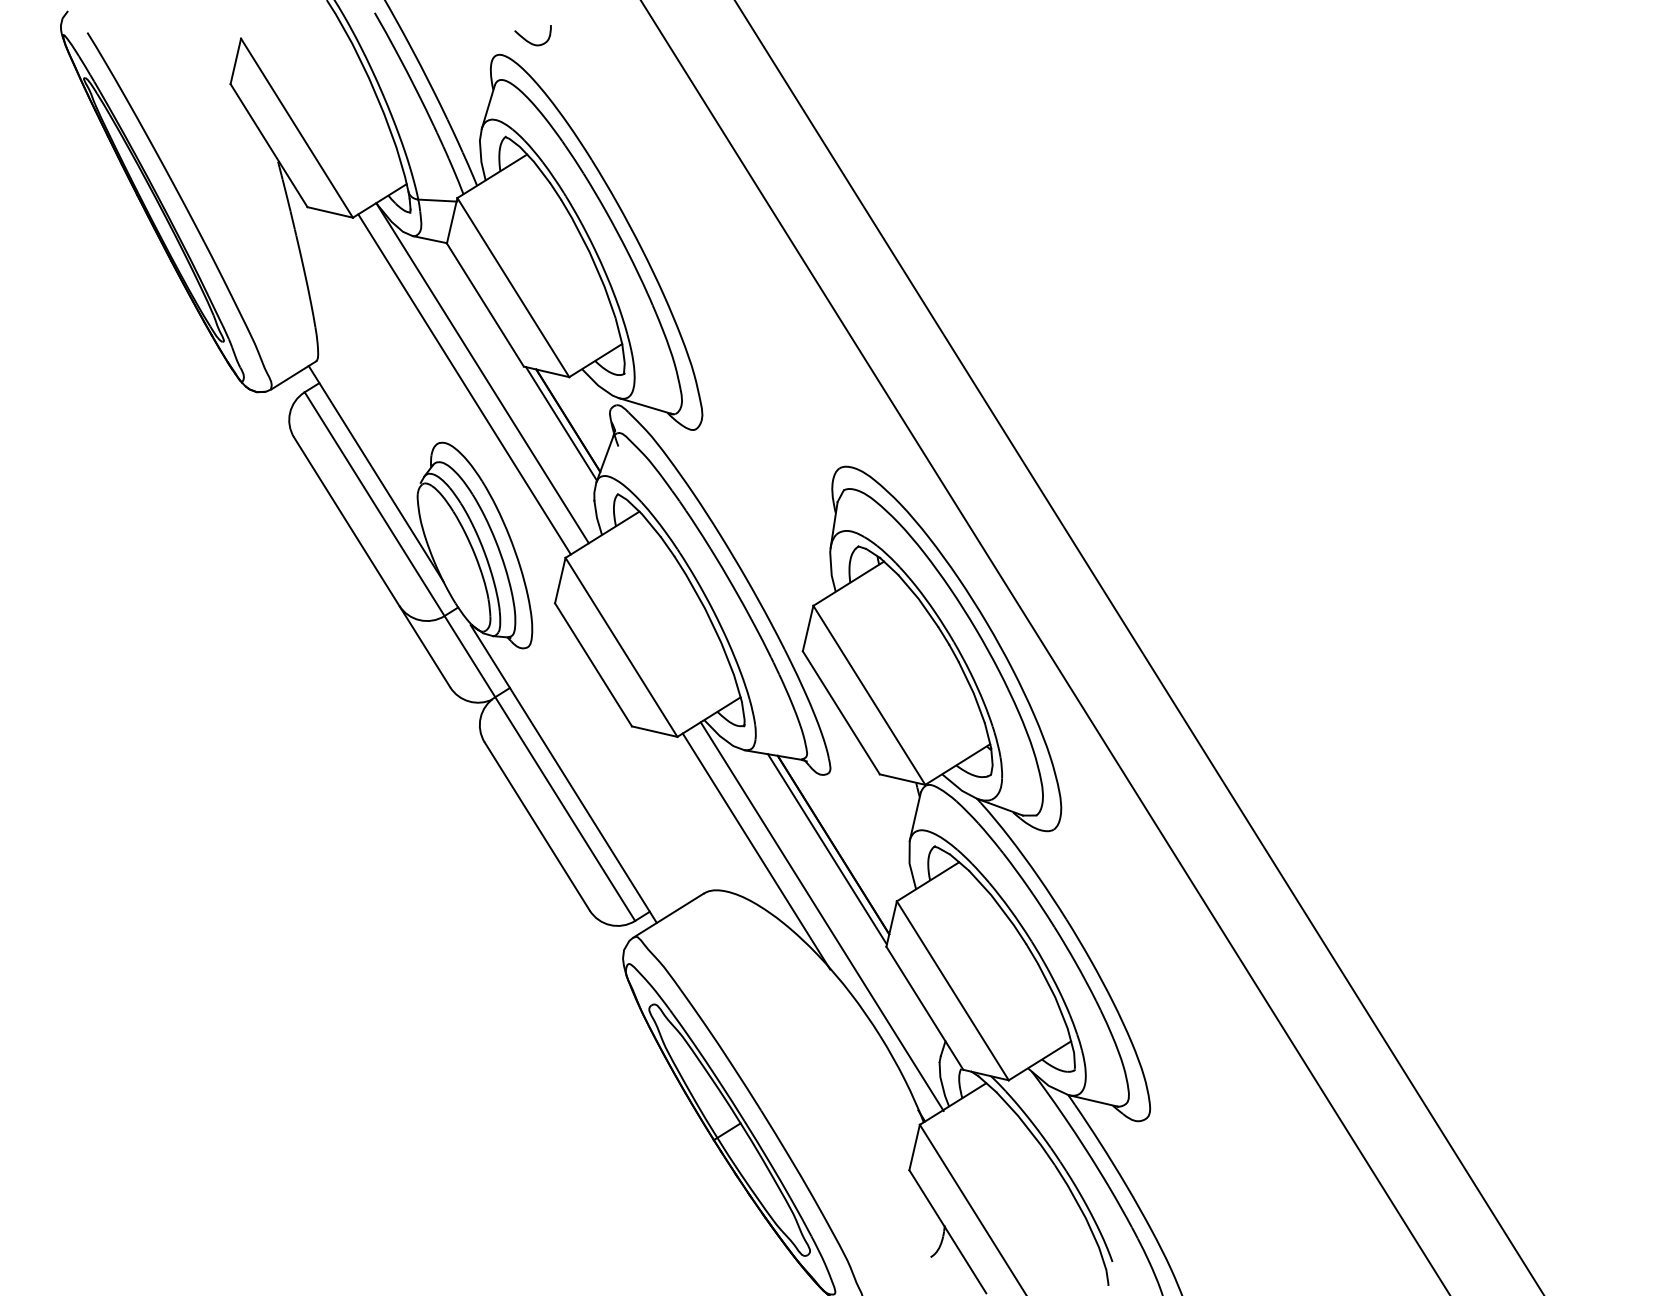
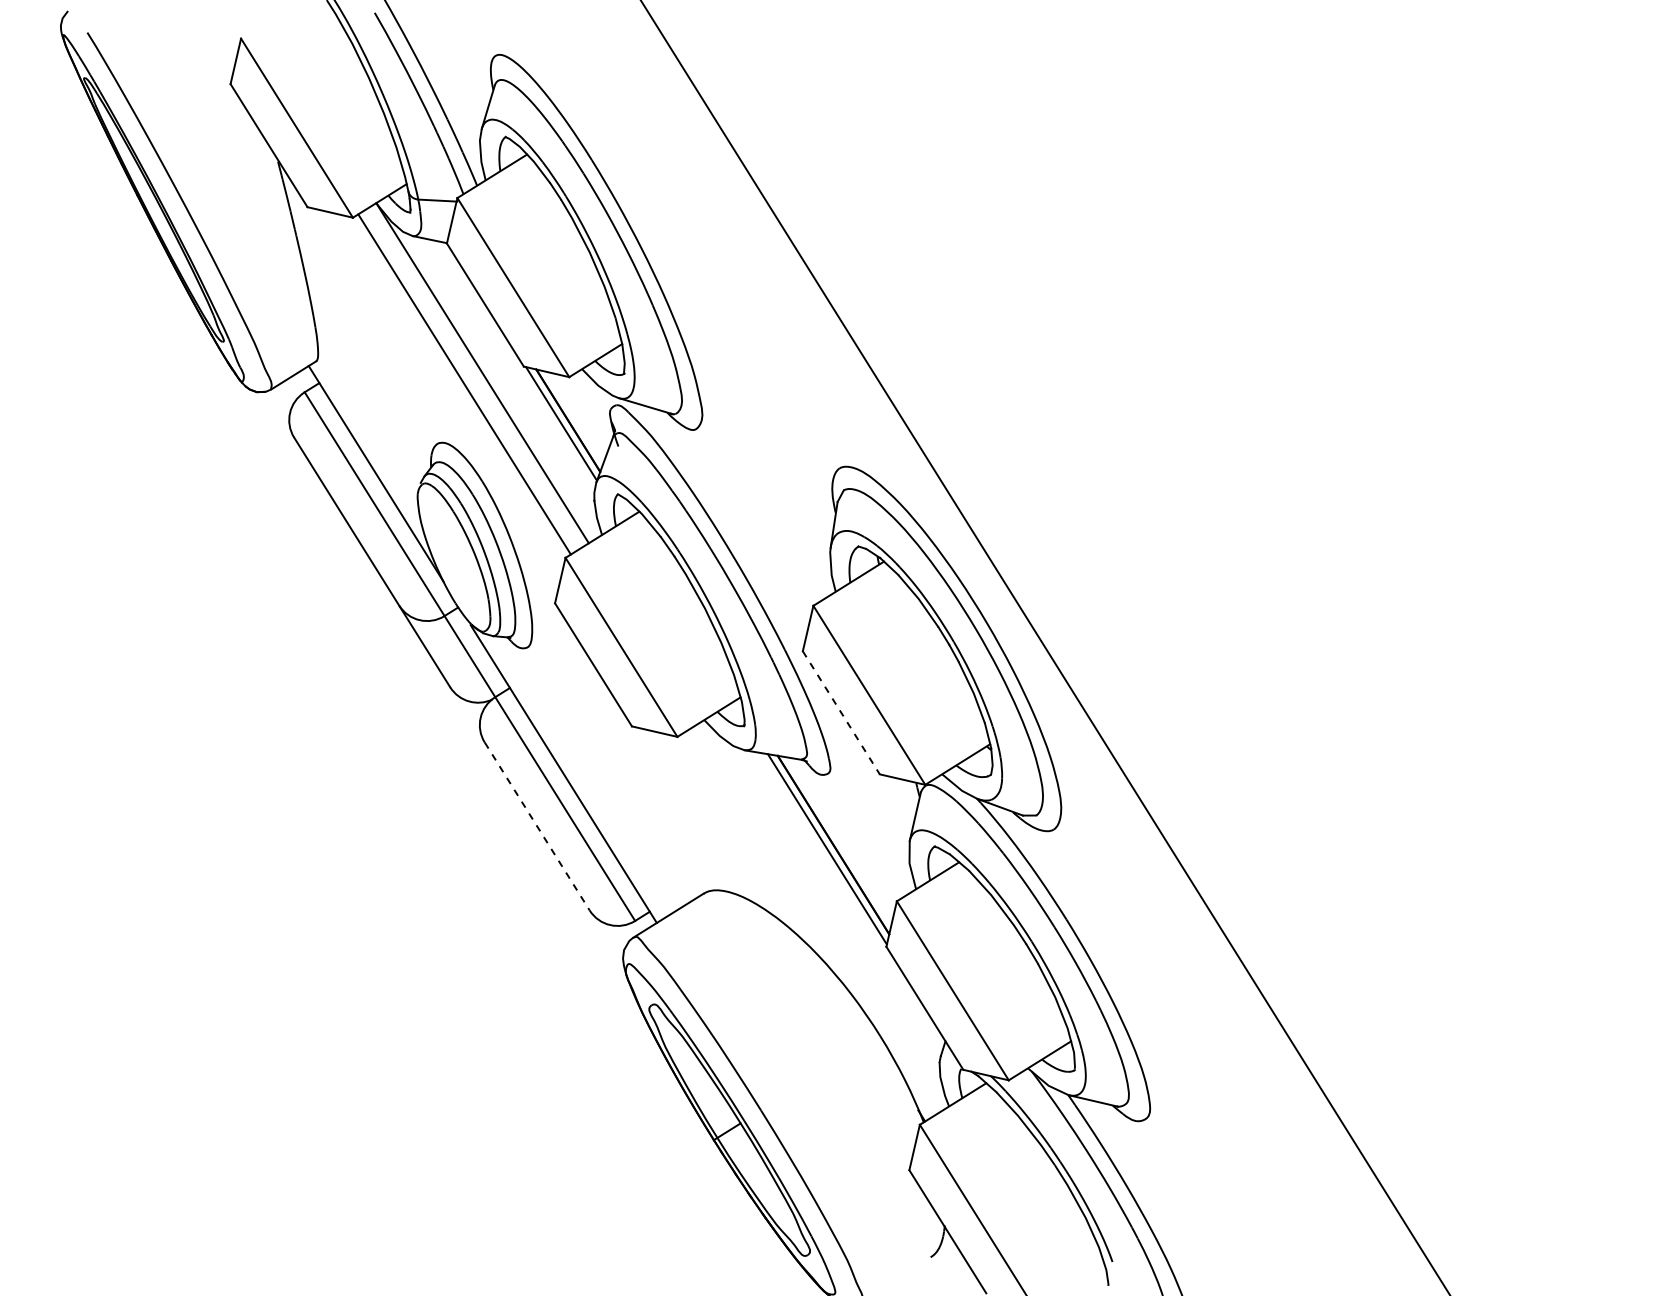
curve: present -> none (528, 40)
line: present -> none (1139, 647)
line: solid -> dashed (841, 712)
line: solid -> dashed (537, 826)
line: present -> none (756, 851)
line: present -> none (821, 916)
